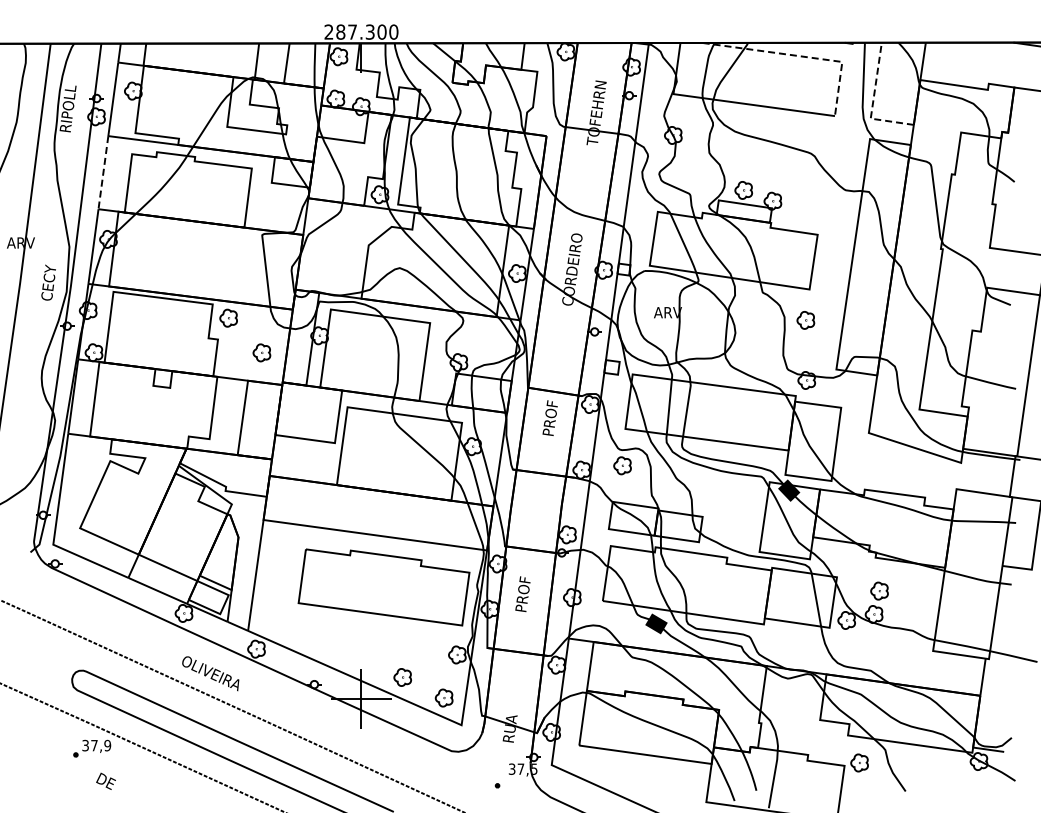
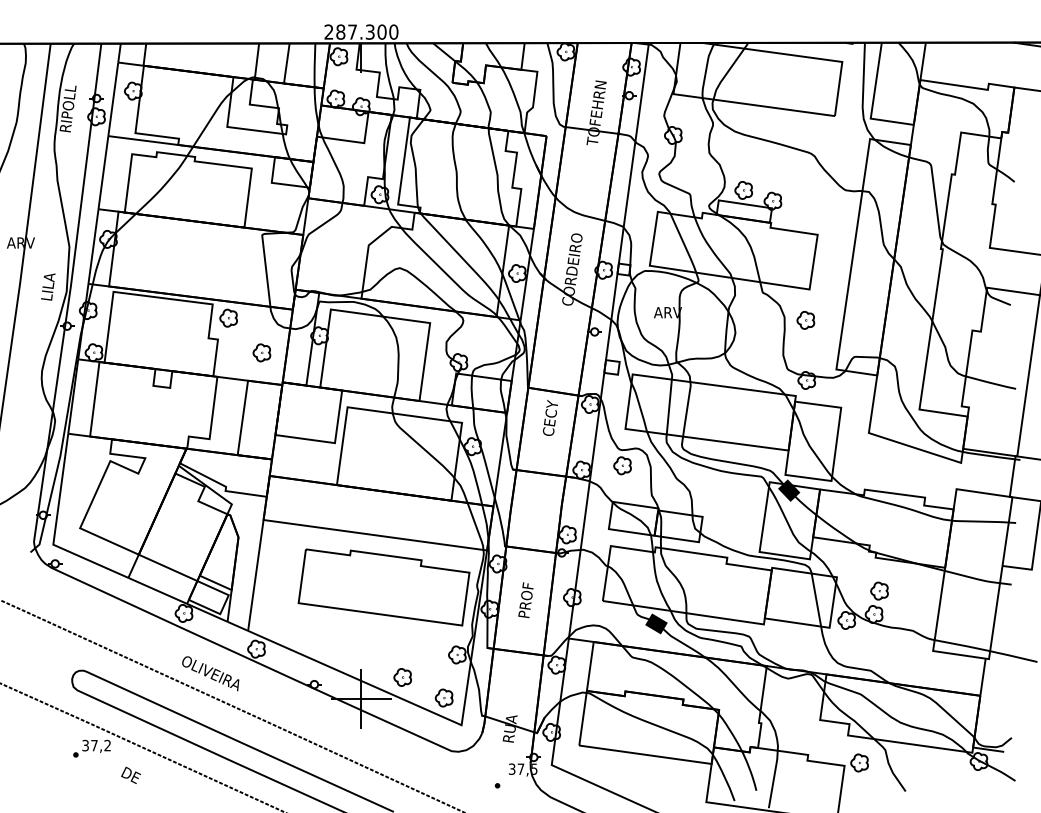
line: dashed -> solid (800, 56)
line: dashed -> solid (873, 102)
line: dashed -> solid (103, 172)
text: CECY -> LILA (48, 282)
text: PROF -> CECY (549, 417)
text position: (522, 594) -> (525, 600) (525, 600)
text: 37,9 -> 37,2 (107, 745)
text position: (105, 780) -> (130, 774) (130, 774)
